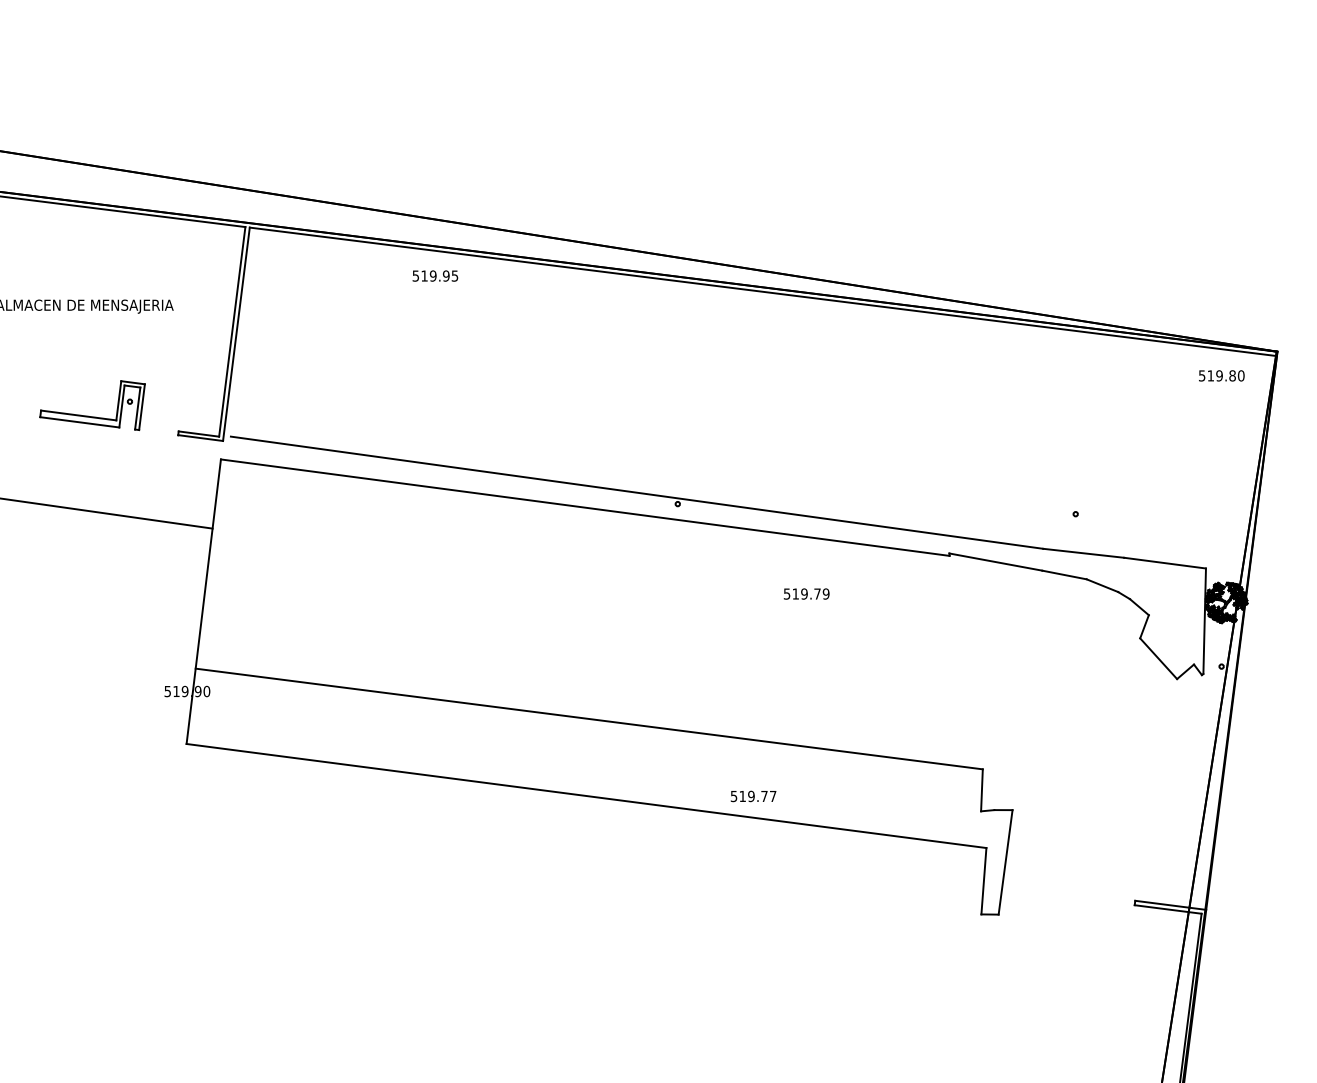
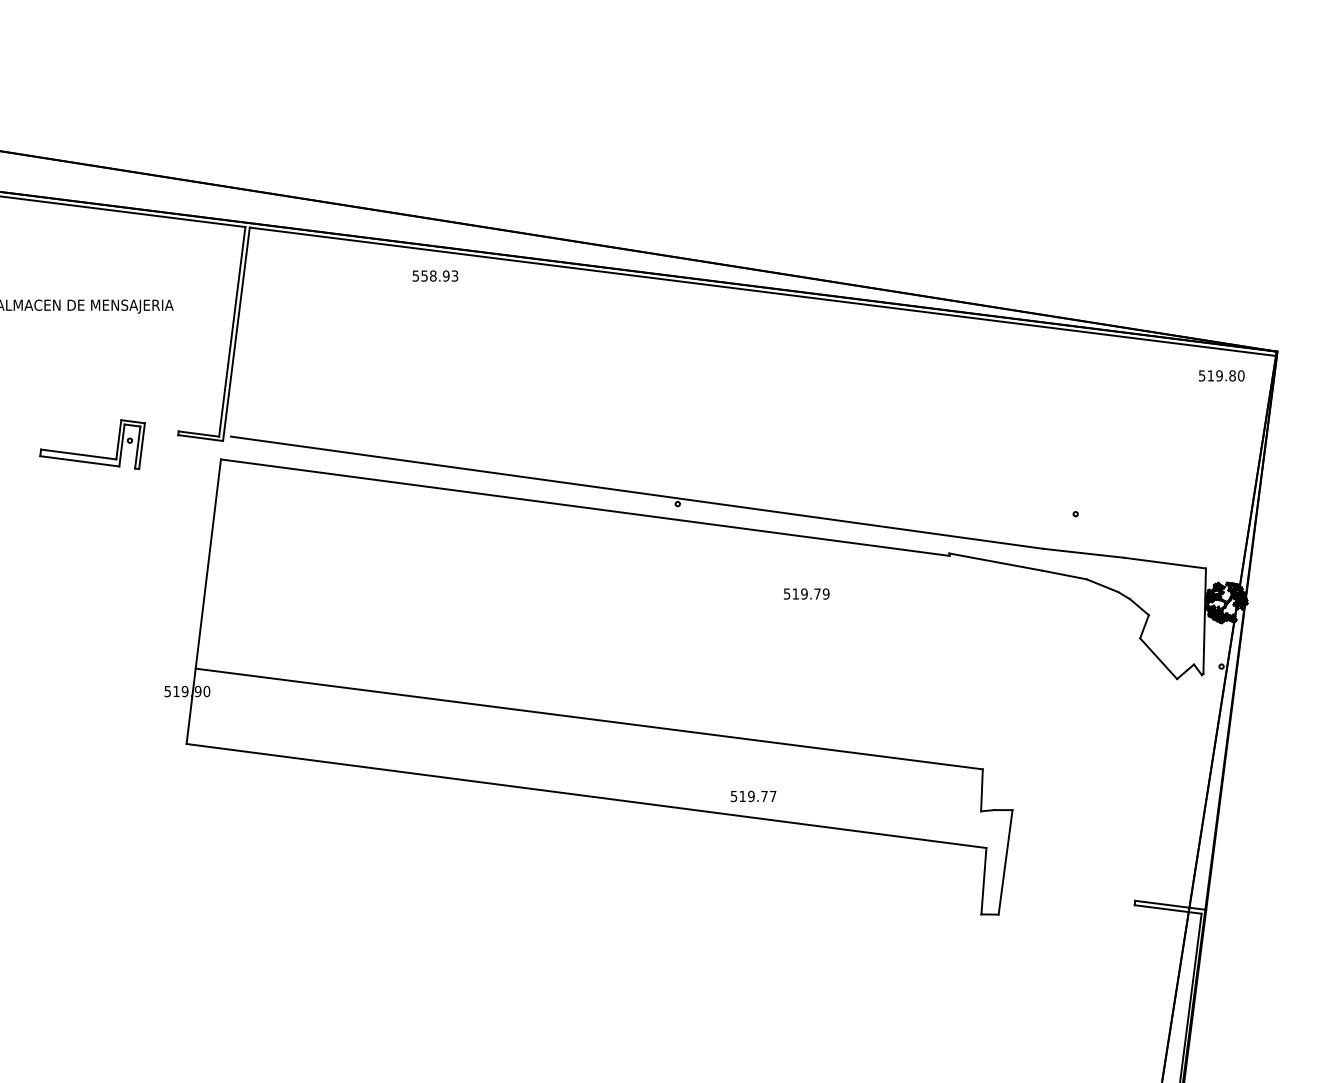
text: 519.95 -> 558.93 (439, 275)
part position: (88, 415) -> (88, 454) (88, 454)
line: present -> none (107, 513)
